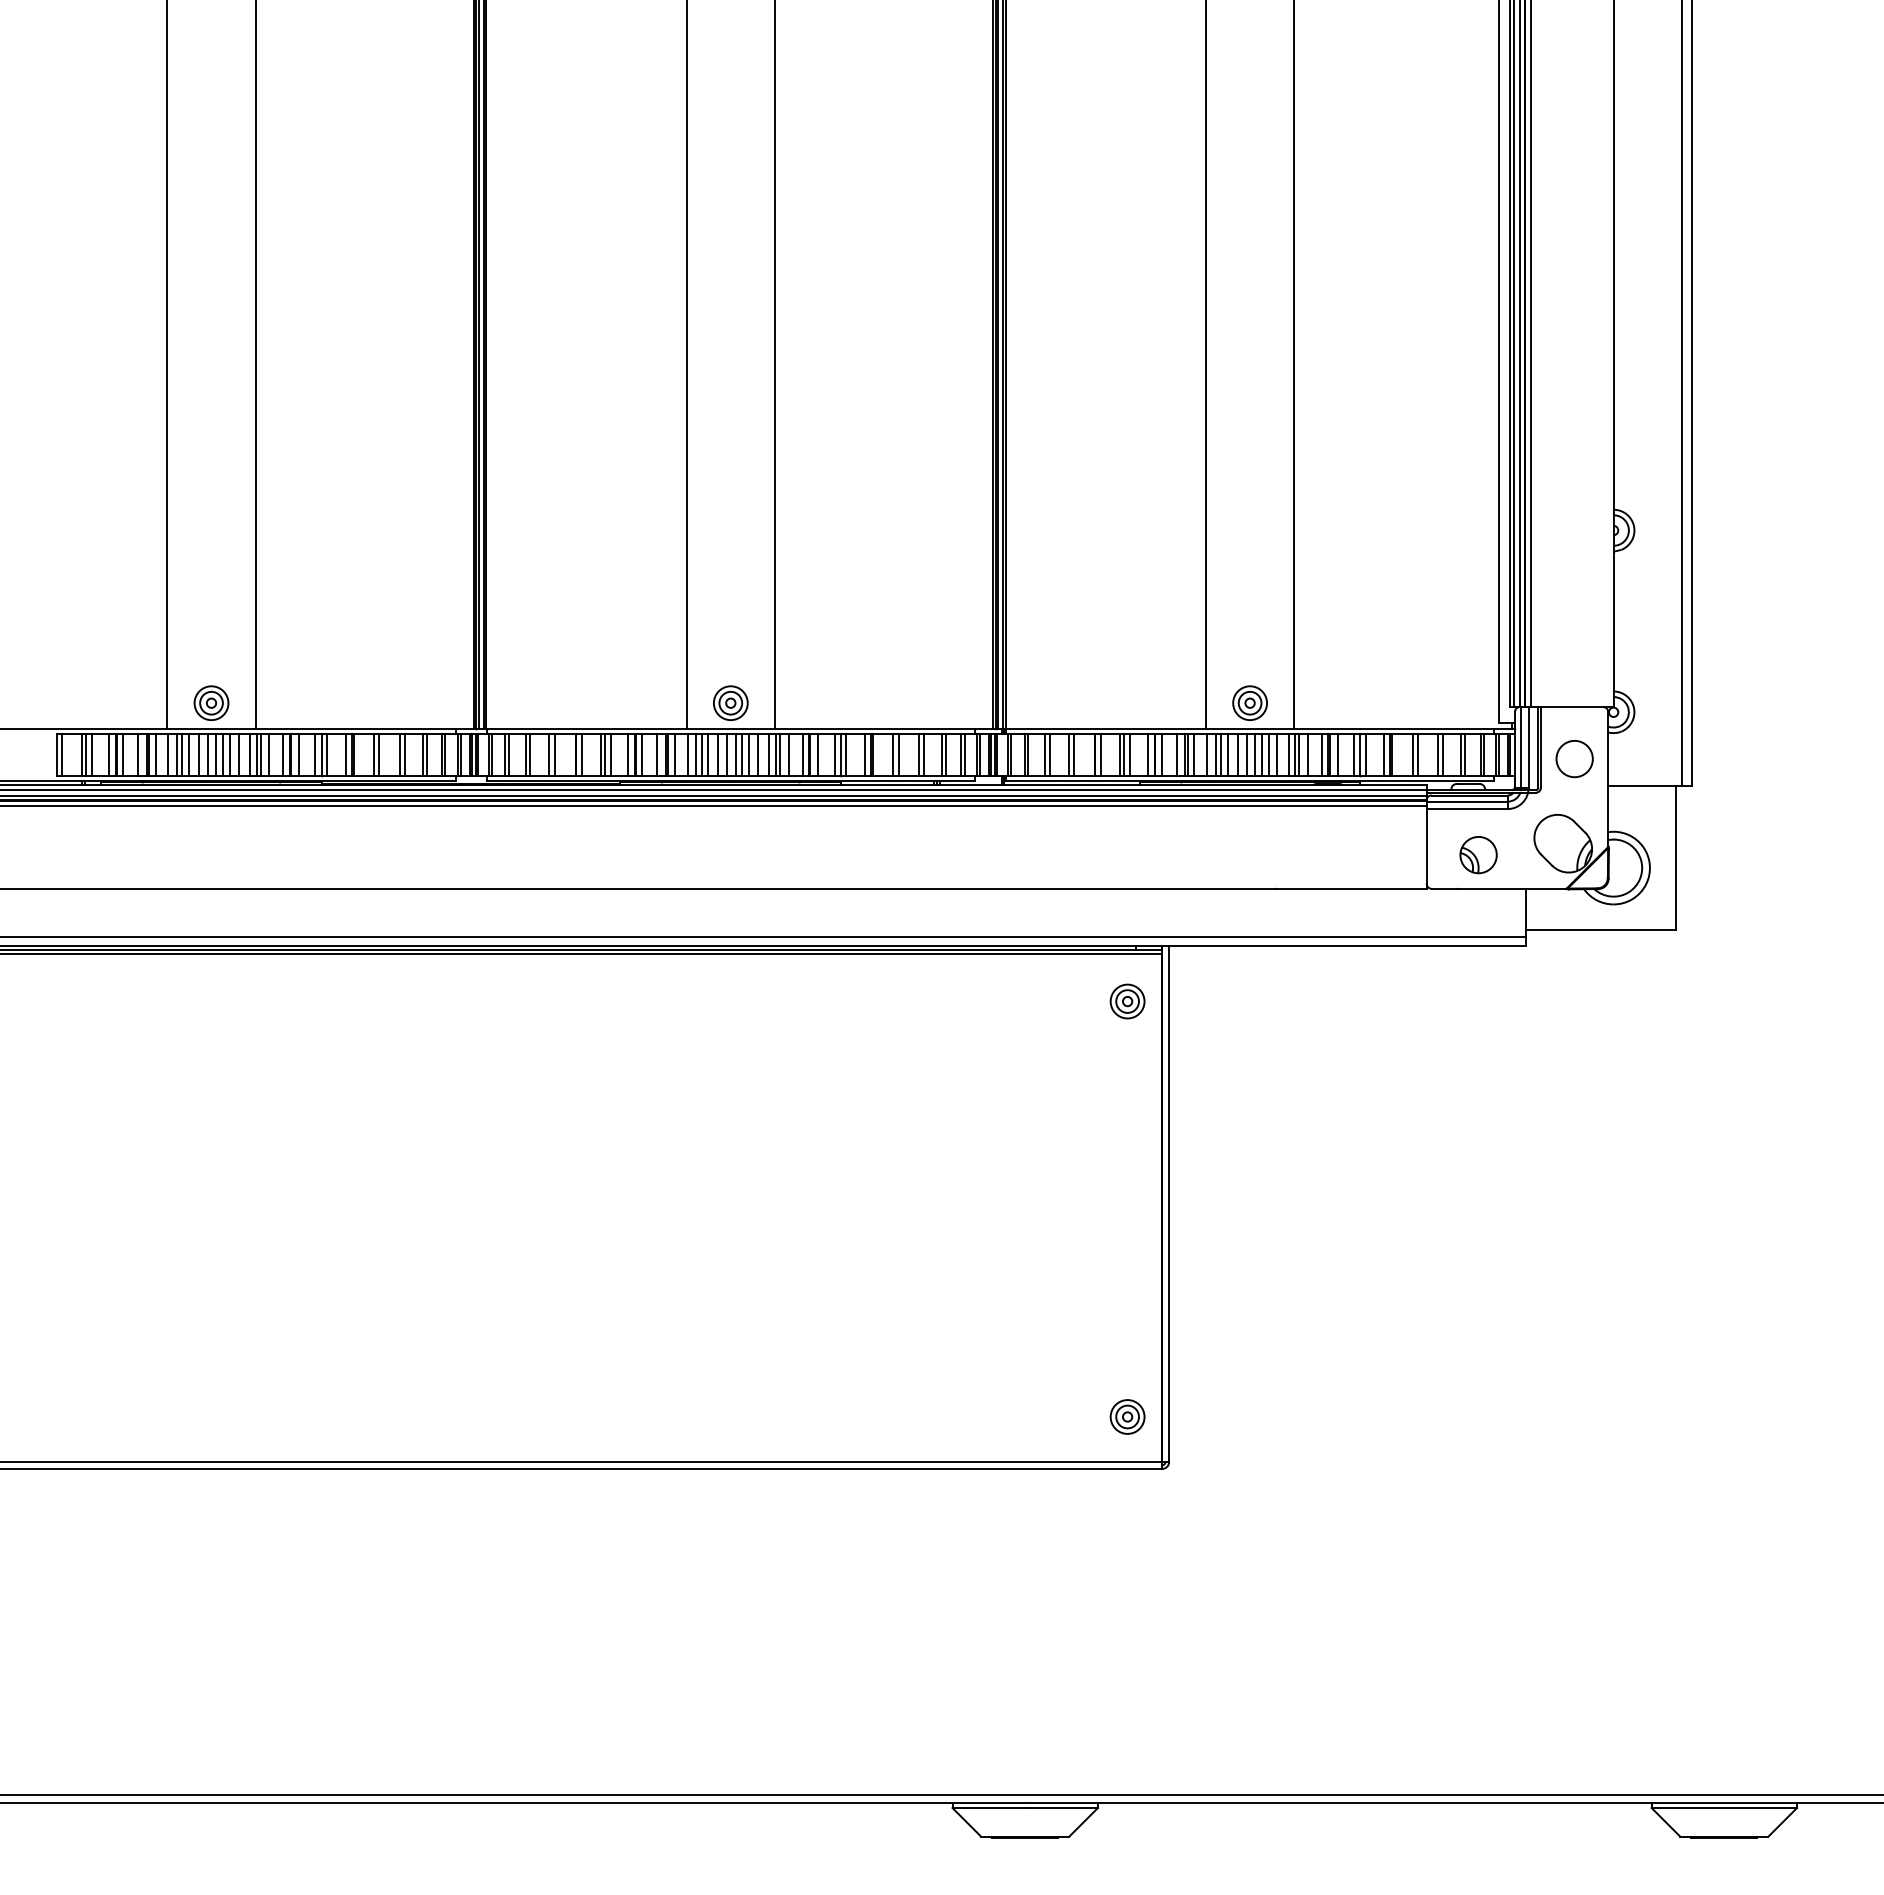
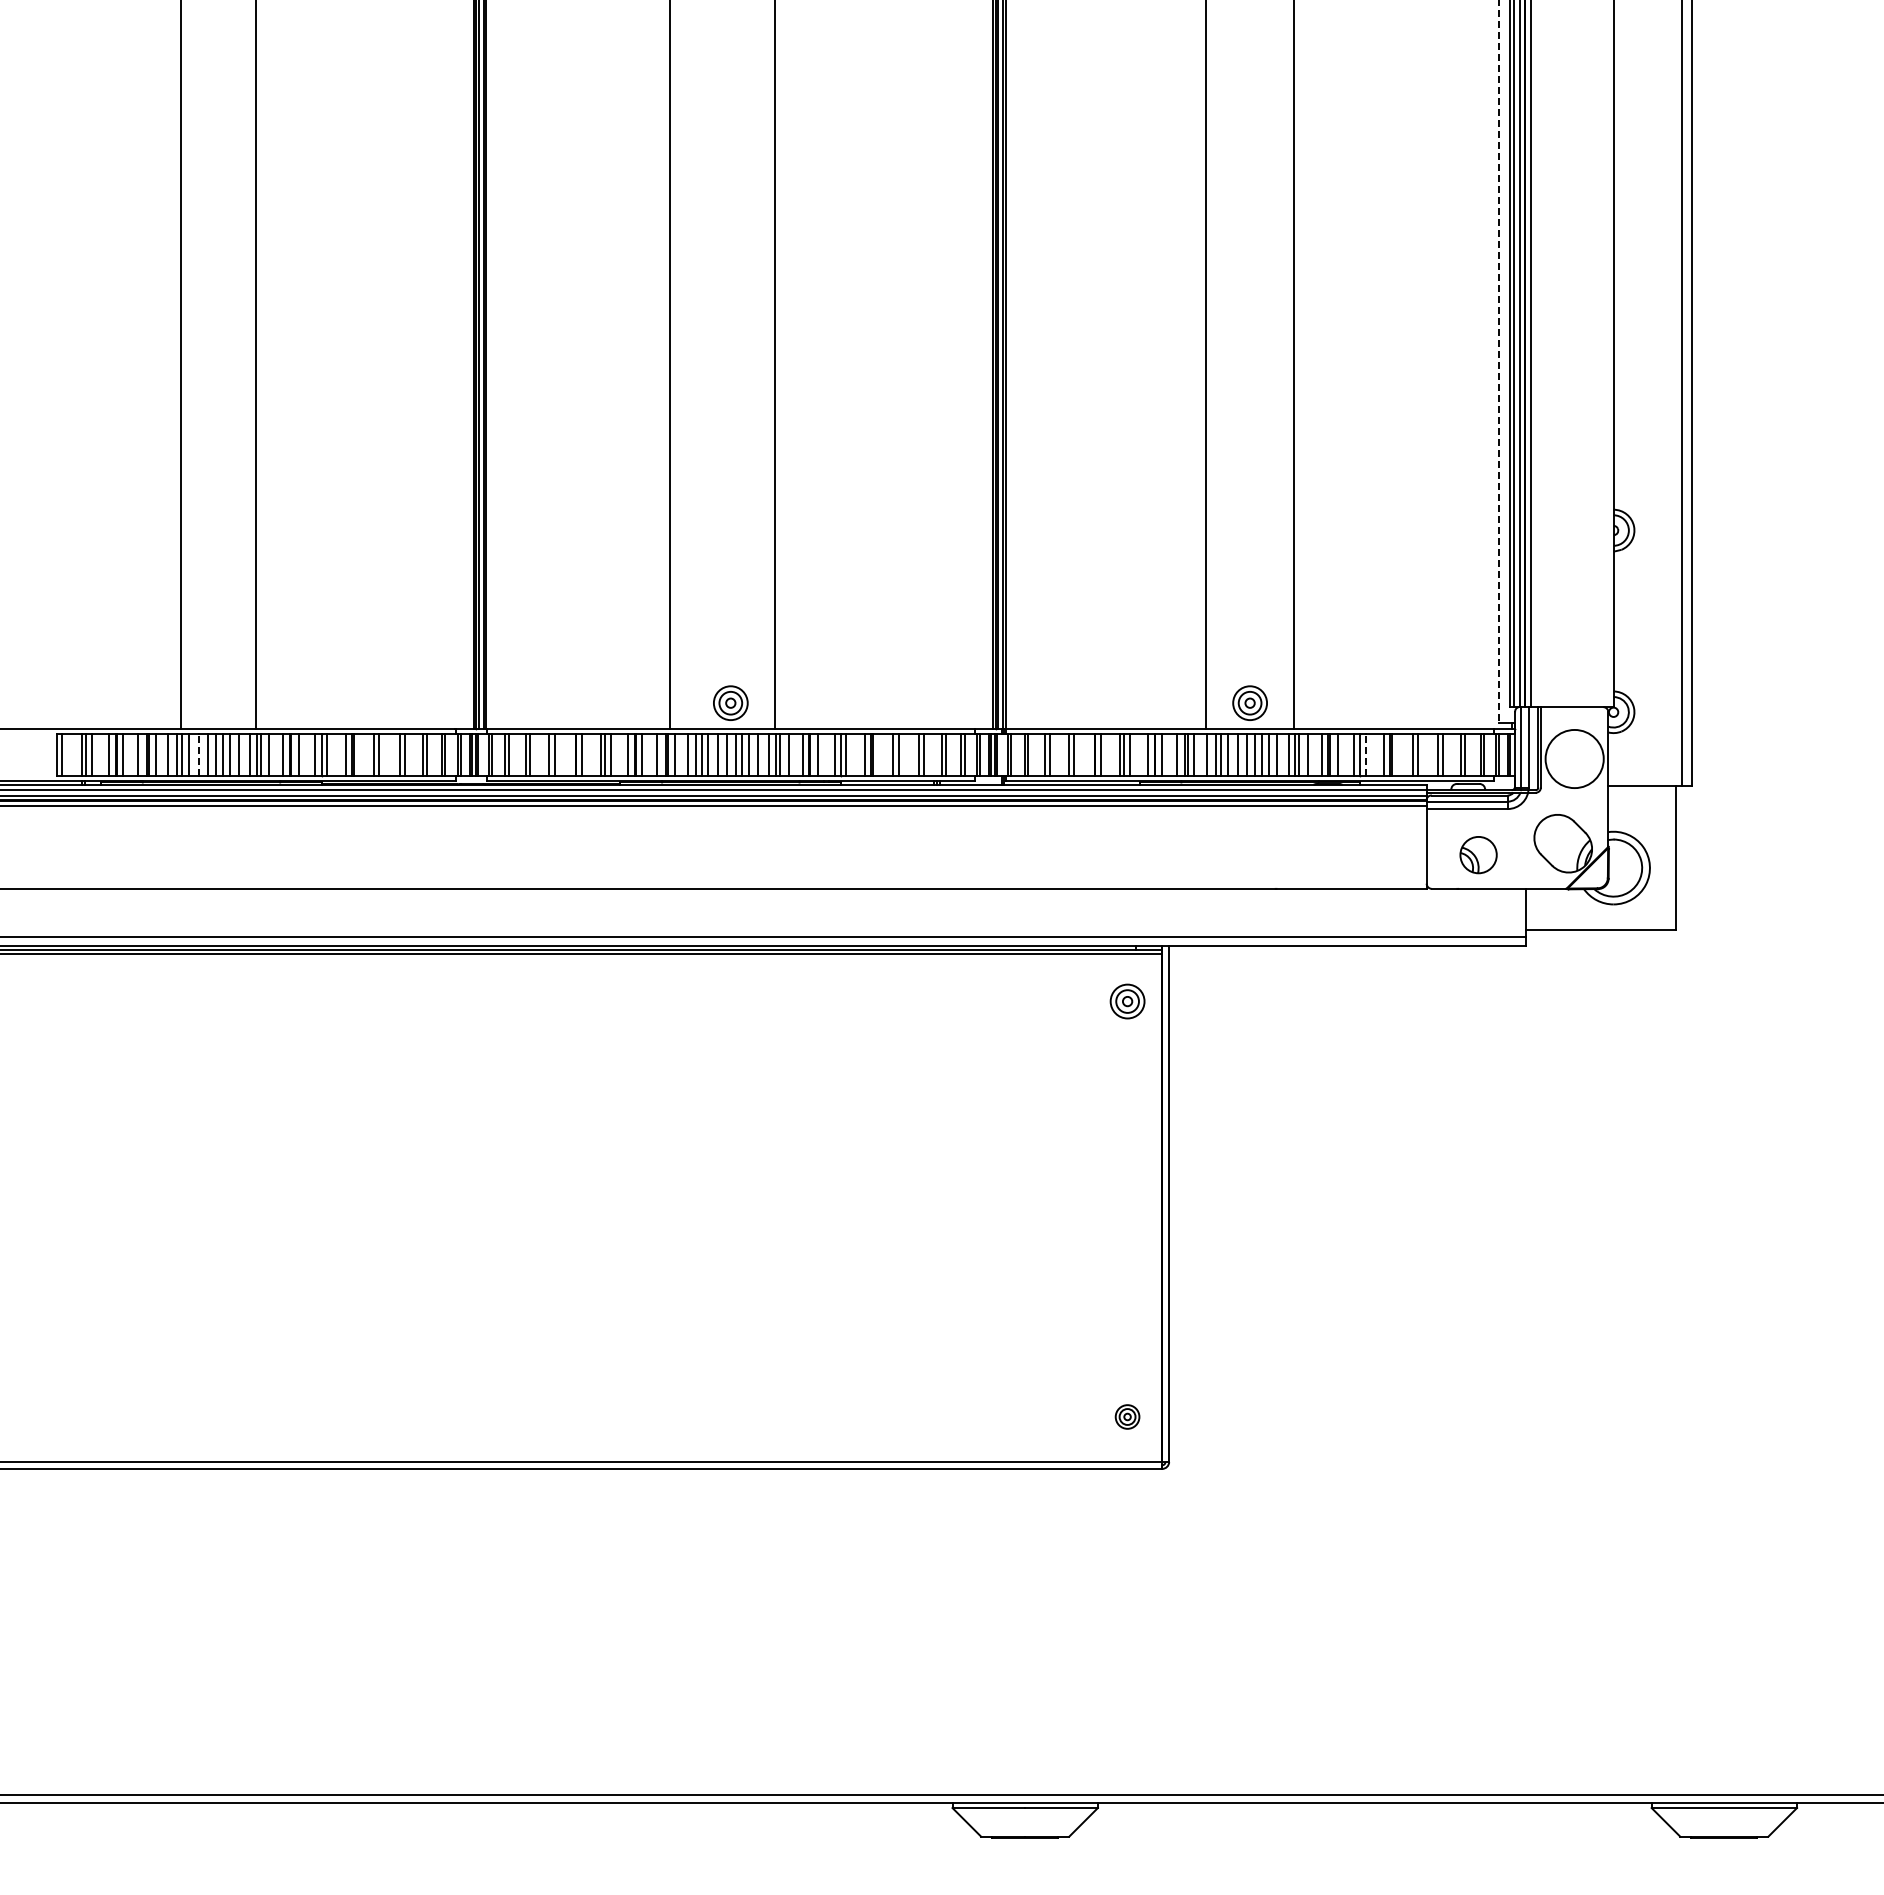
line: solid -> dashed (1499, 361)
line position: (167, 365) -> (181, 365) (181, 365)
line position: (686, 365) -> (669, 365) (669, 365)
part: present -> none (211, 702)
line: solid -> dashed (199, 755)
line: solid -> dashed (1365, 755)
circle diameter: 36 px -> 58 px (1574, 758)
part size: 37x36 px -> 27x26 px (1127, 1416)
